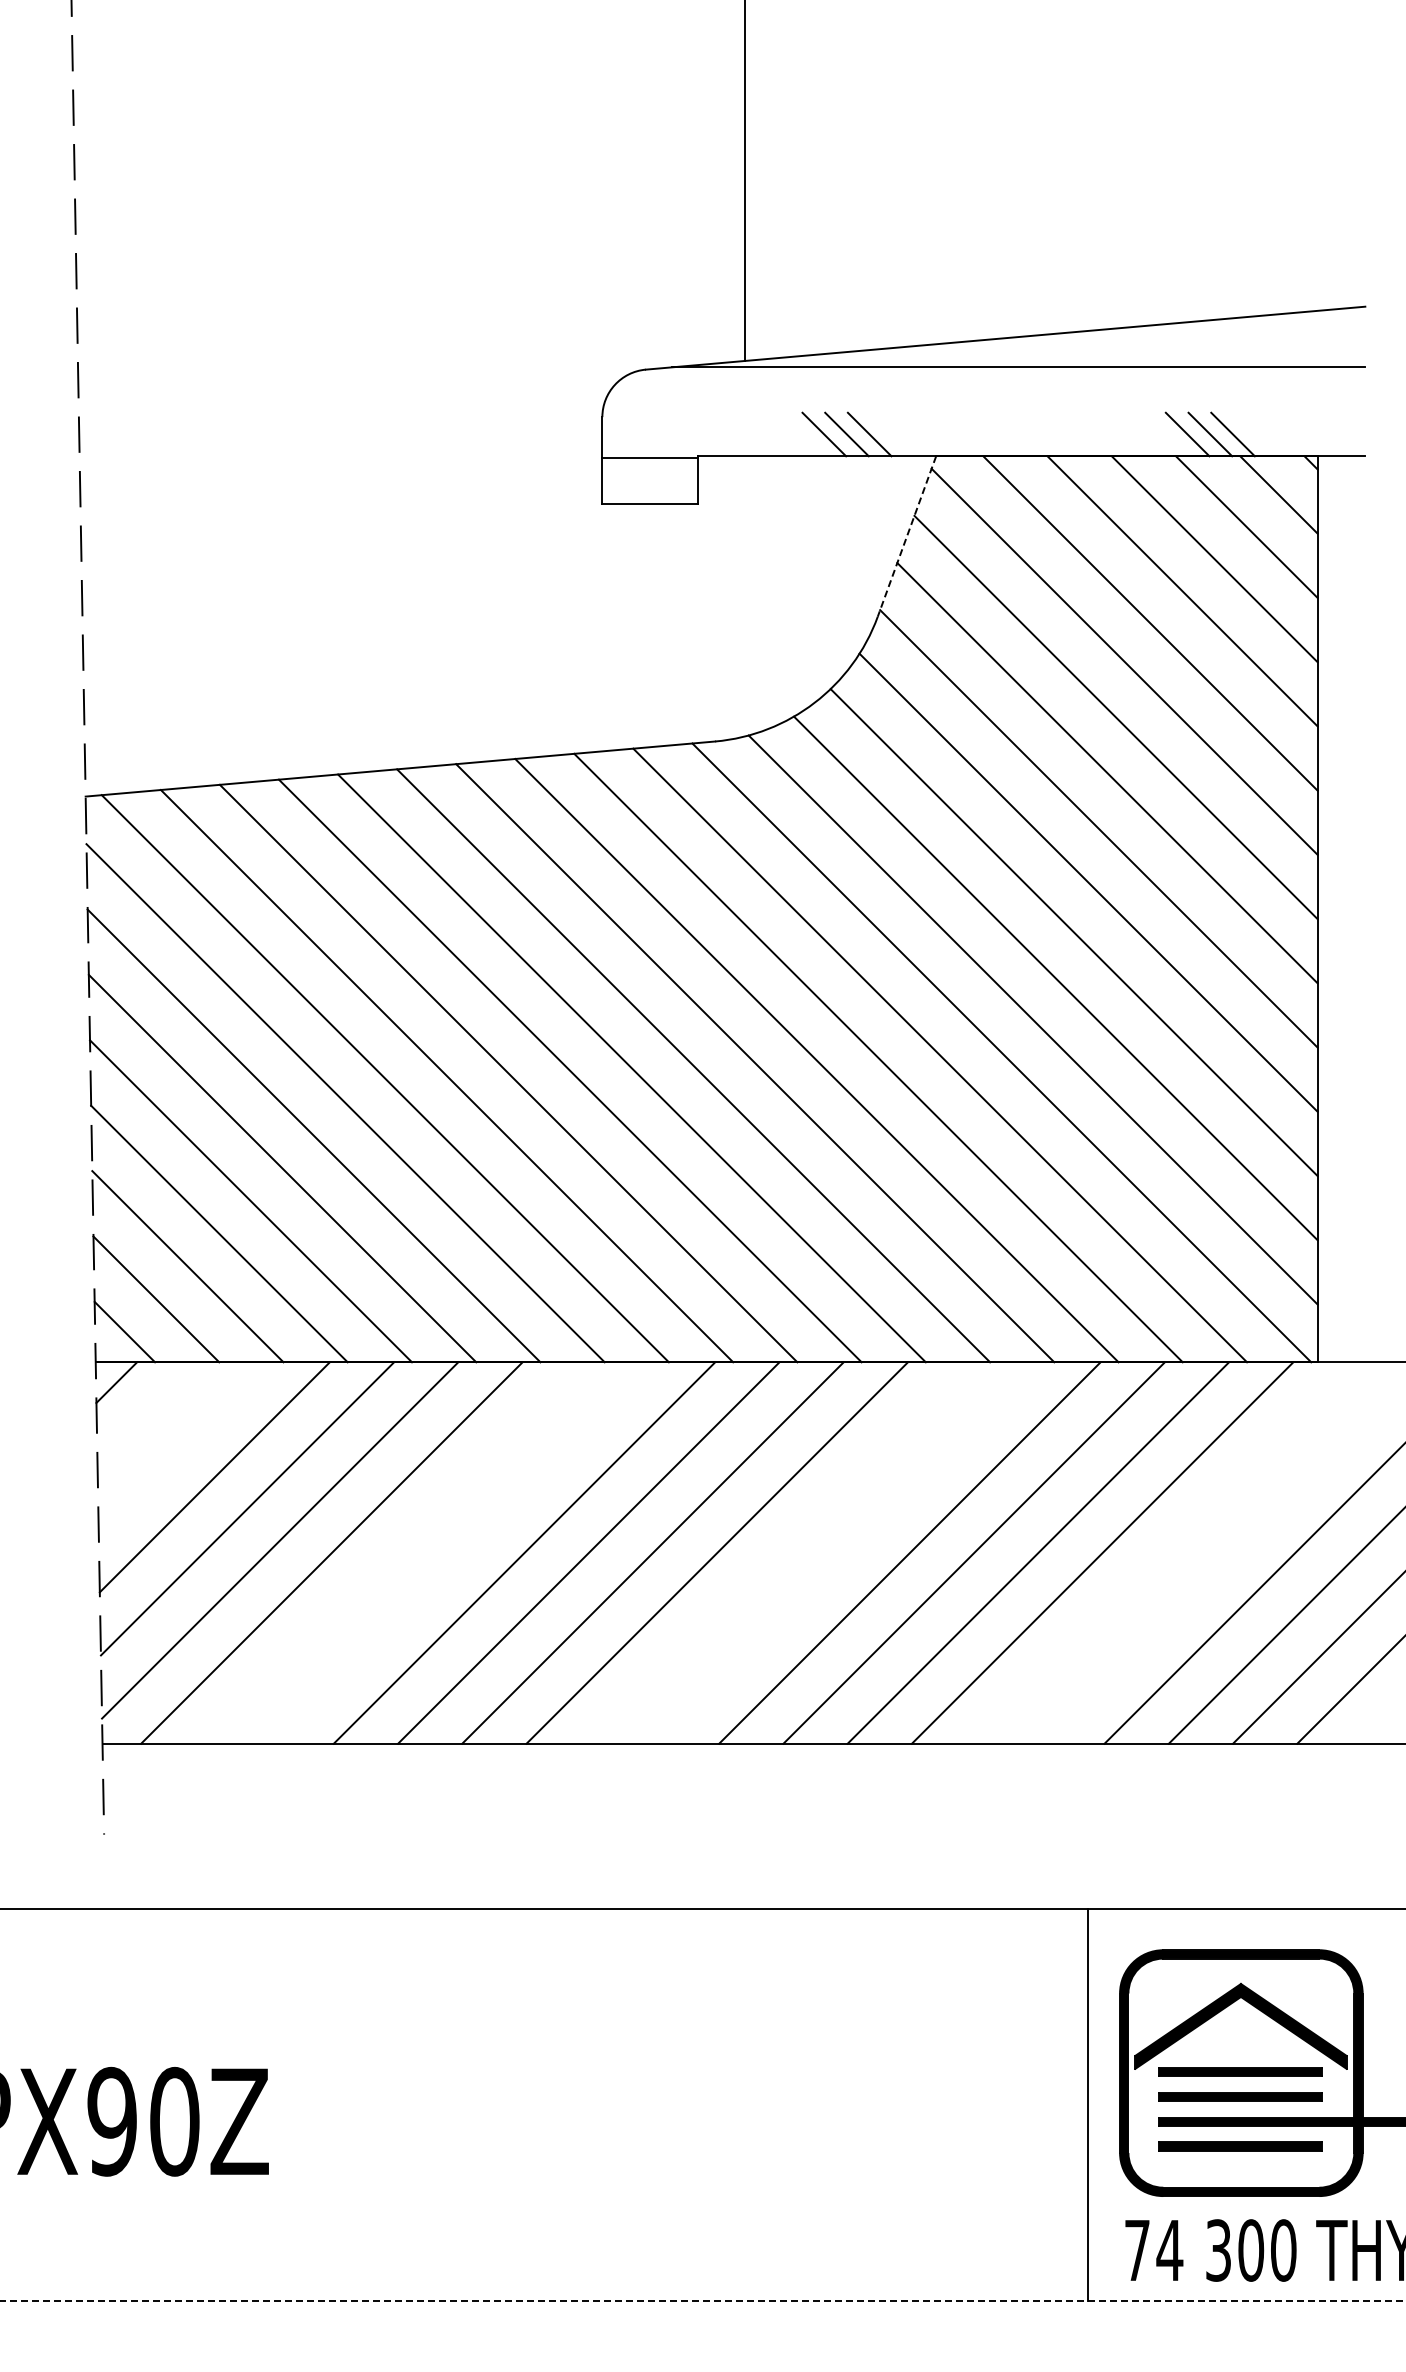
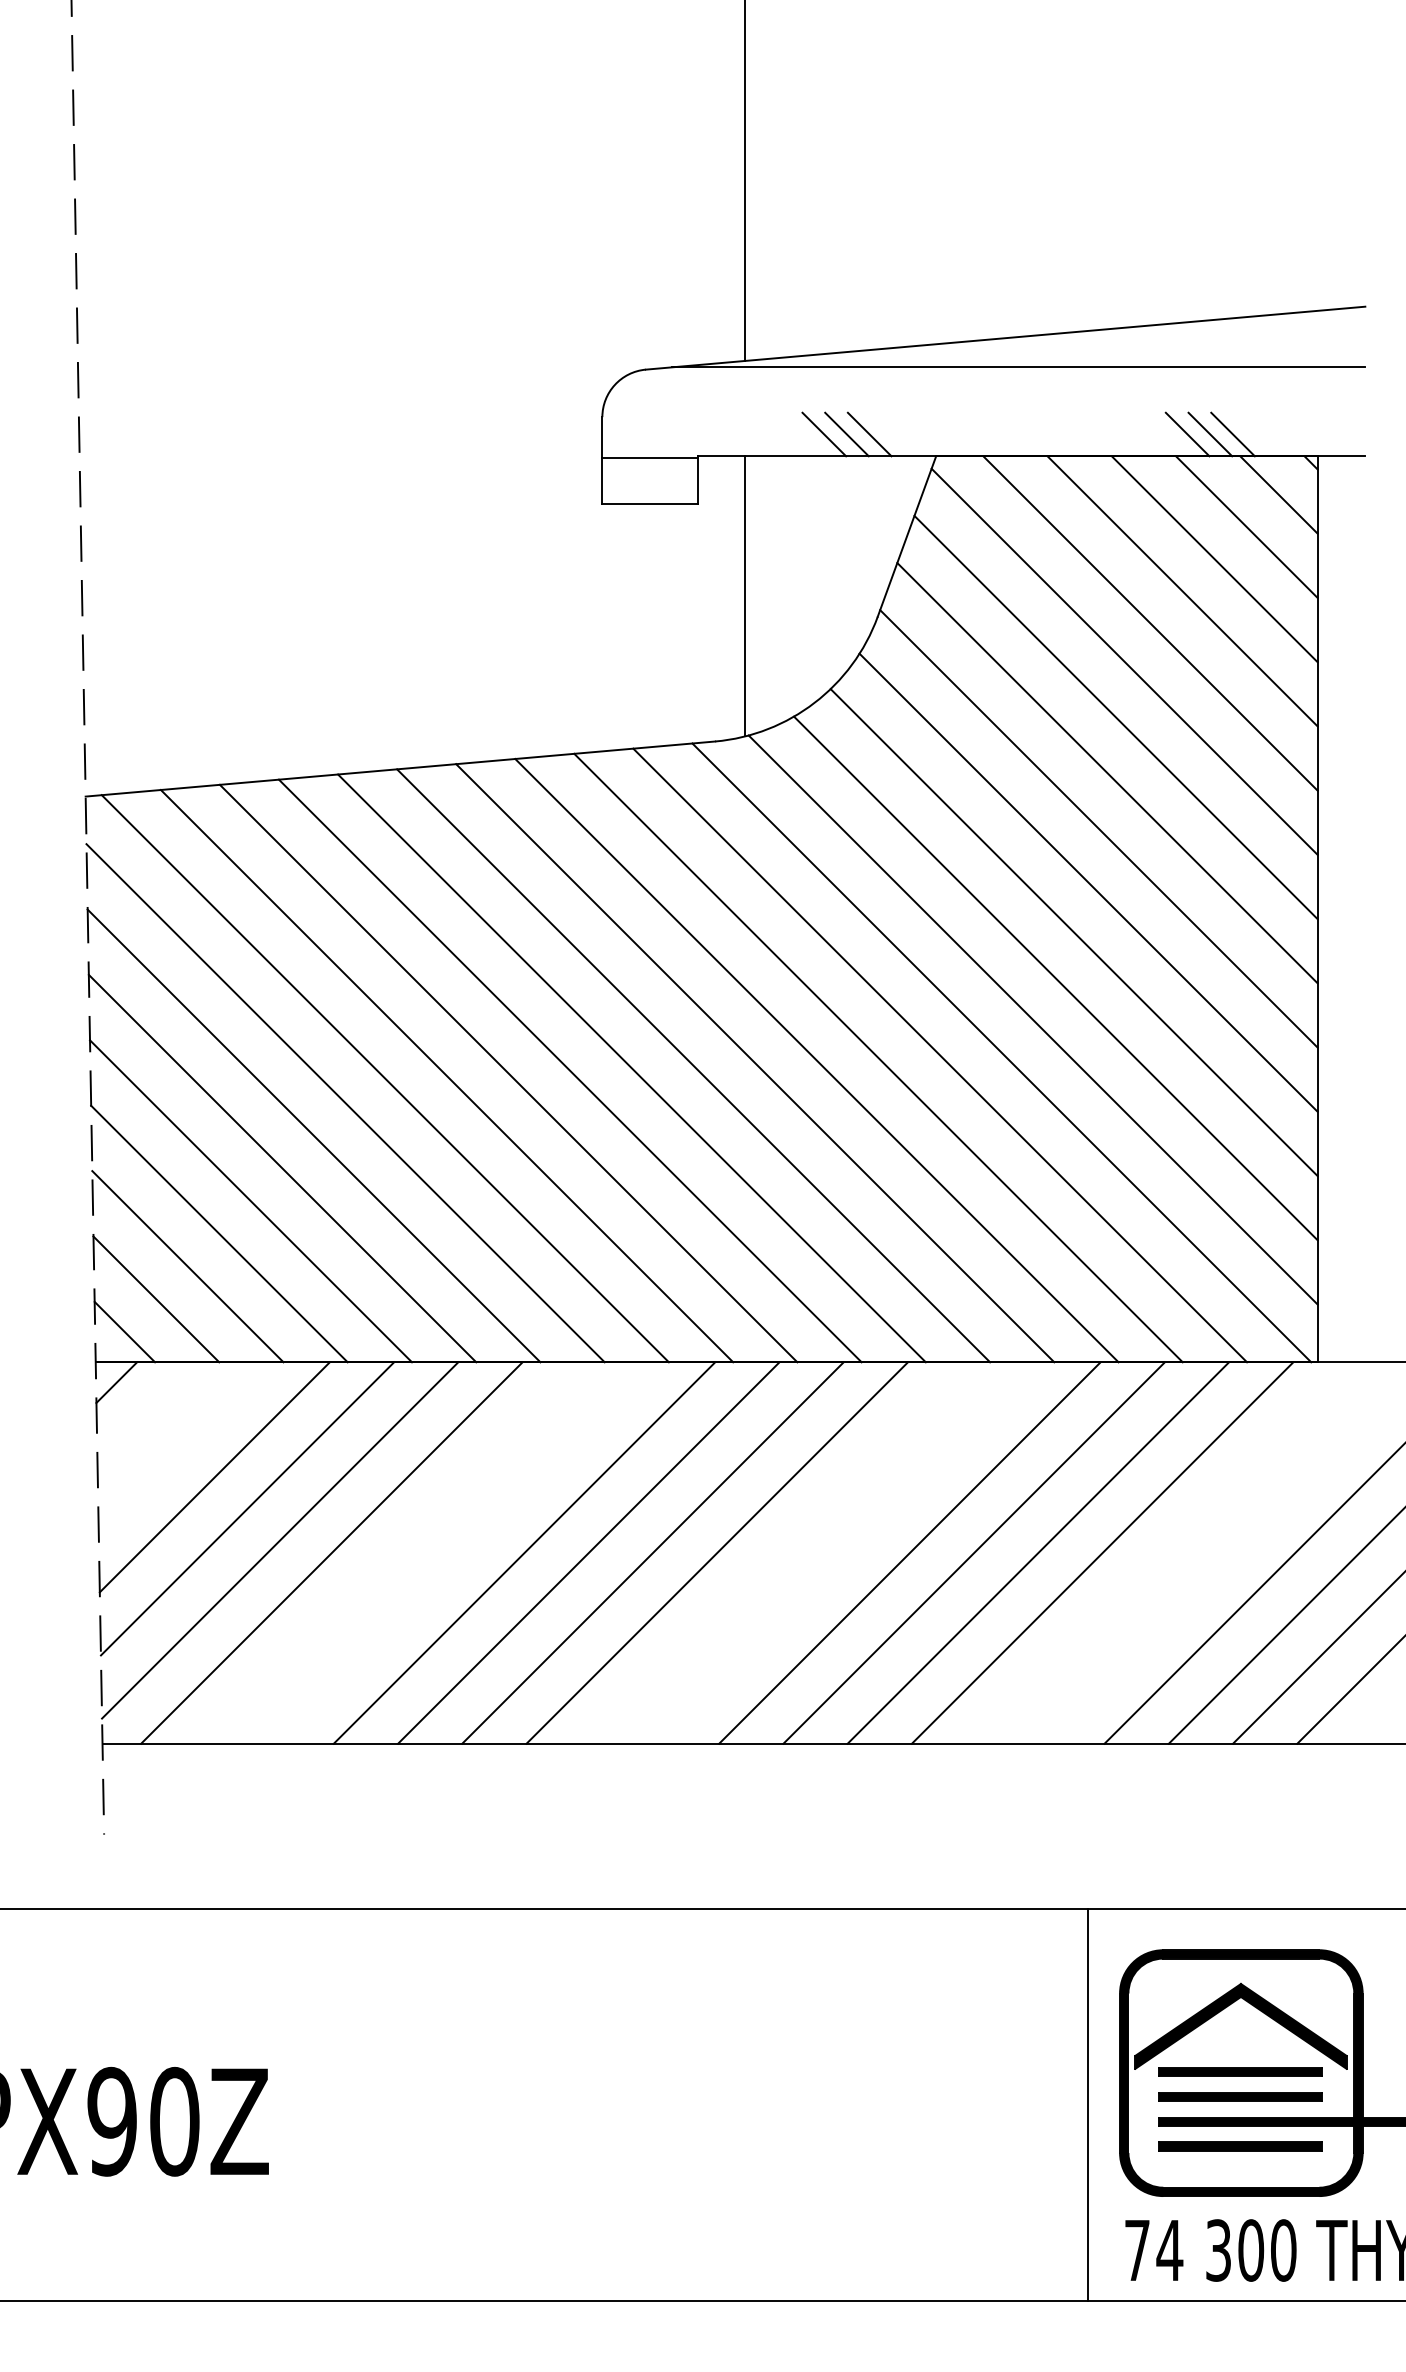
line: dashed -> solid (906, 536)
line: none -> present (745, 596)
line: dashed -> solid (702, 2300)
